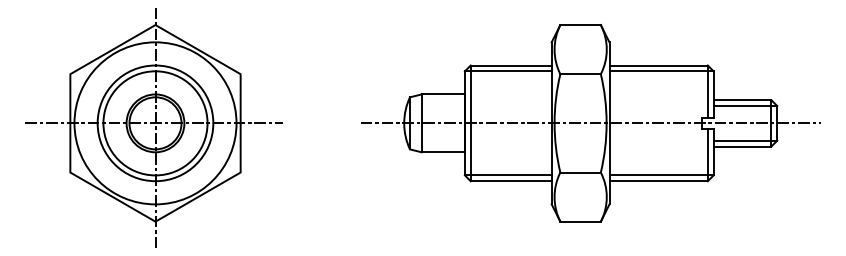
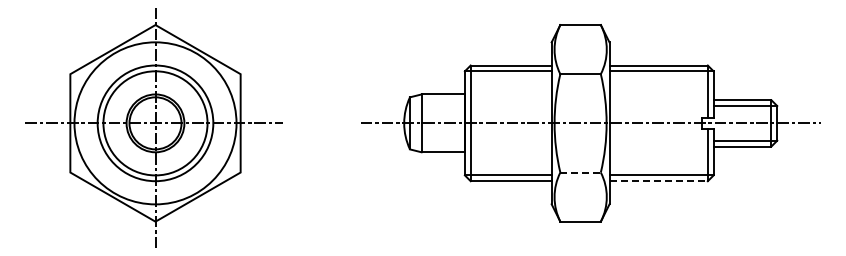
line: solid -> dashed (581, 172)
line: solid -> dashed (659, 181)
